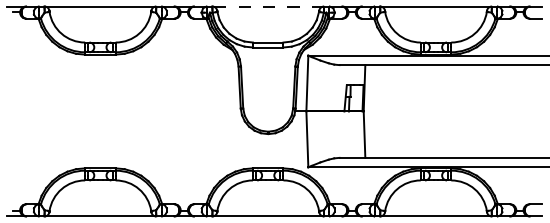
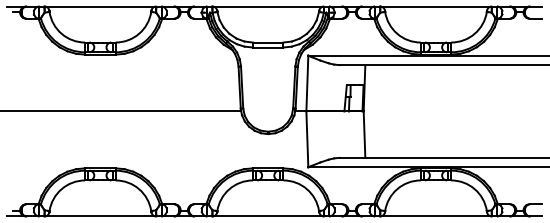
line: dashed -> solid (268, 6)
line: none -> present (121, 111)
